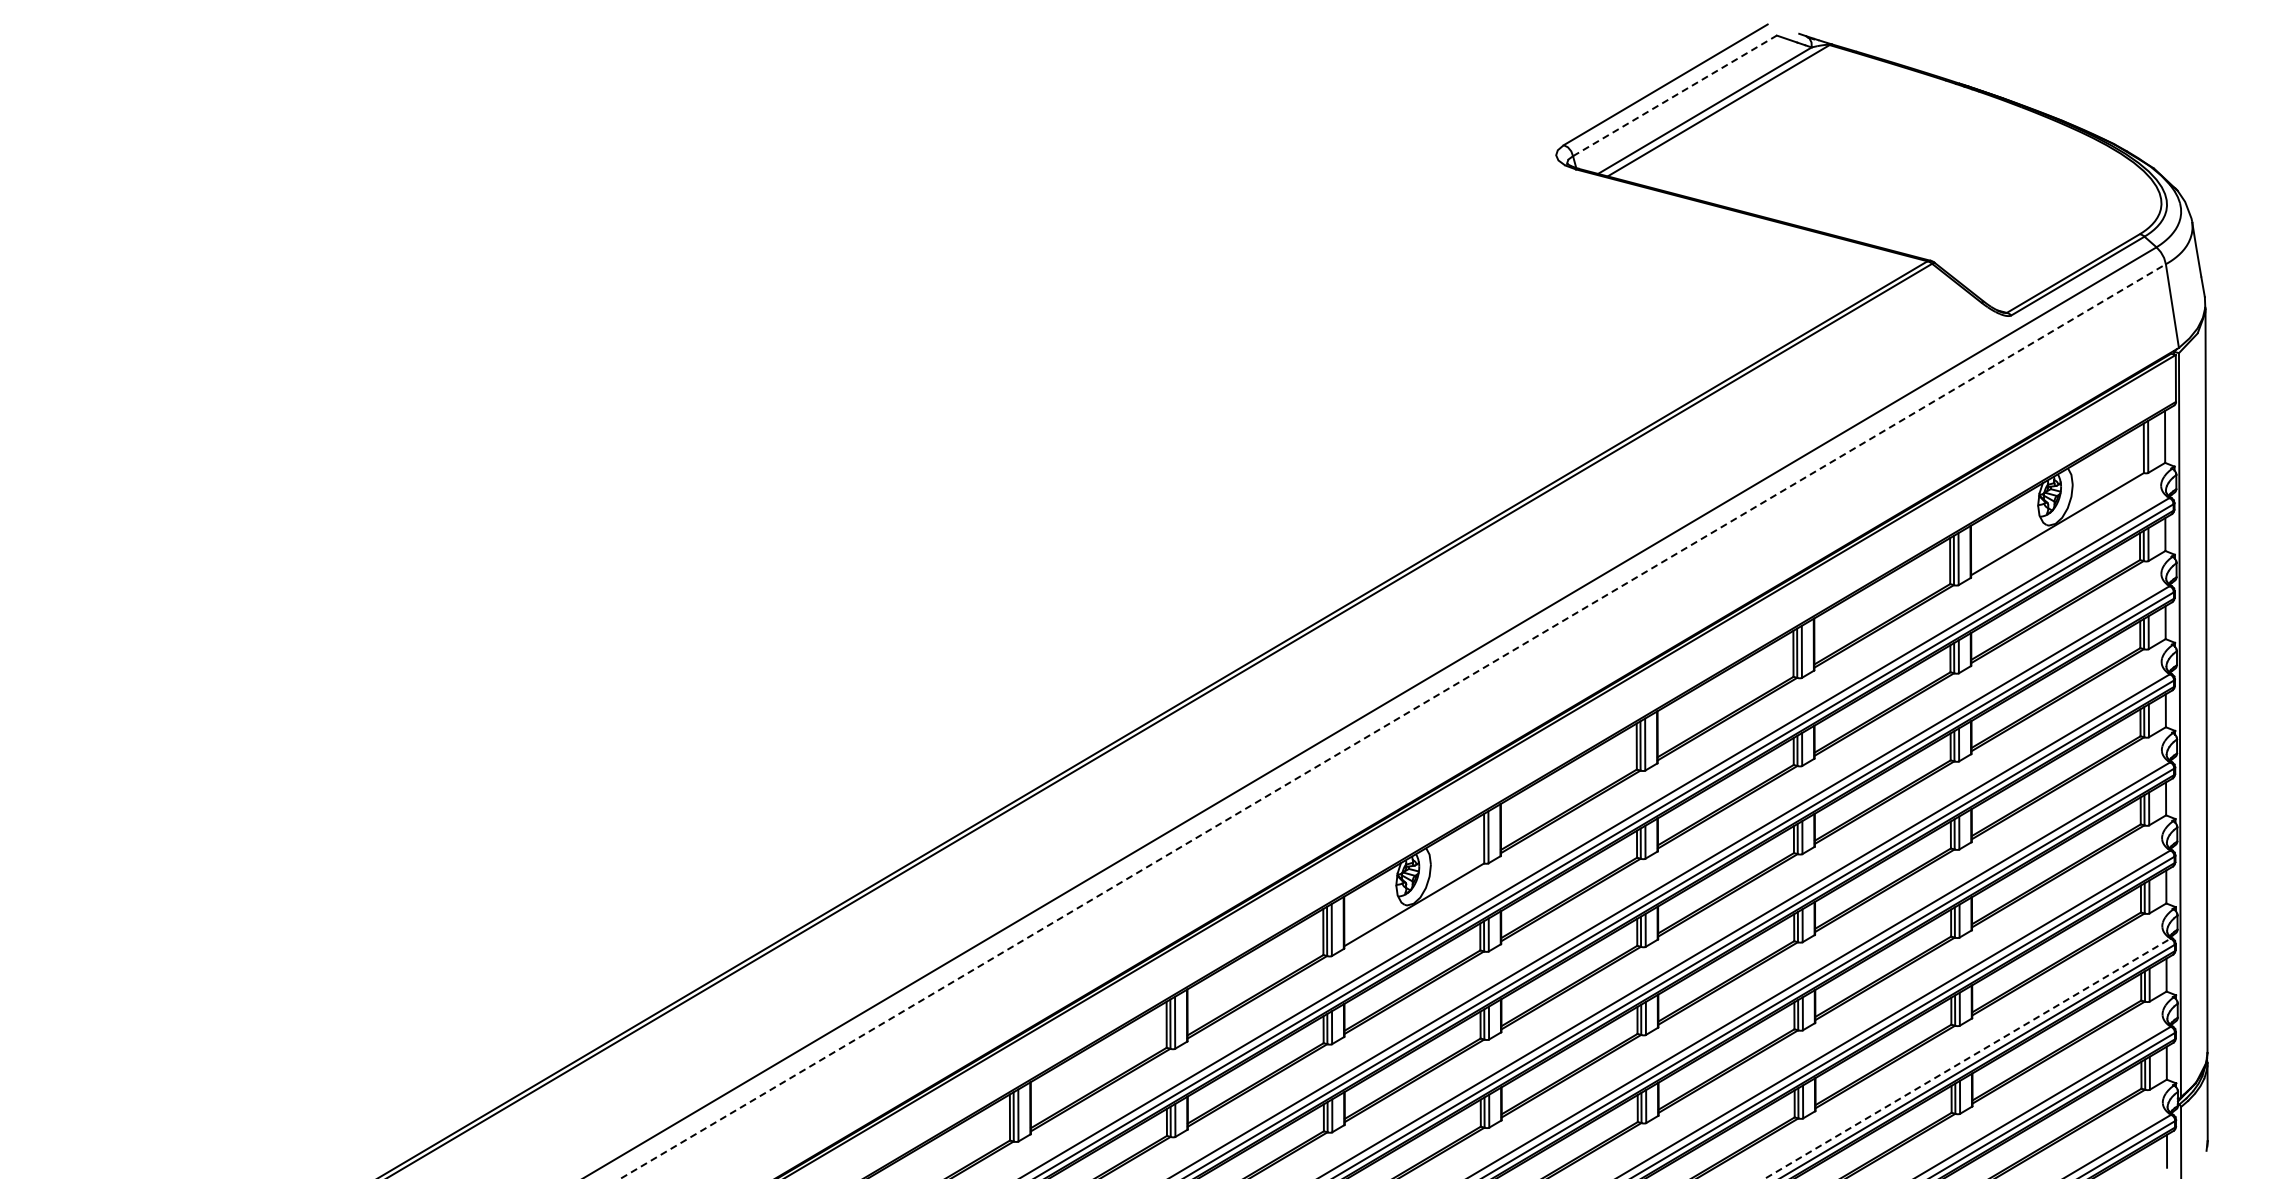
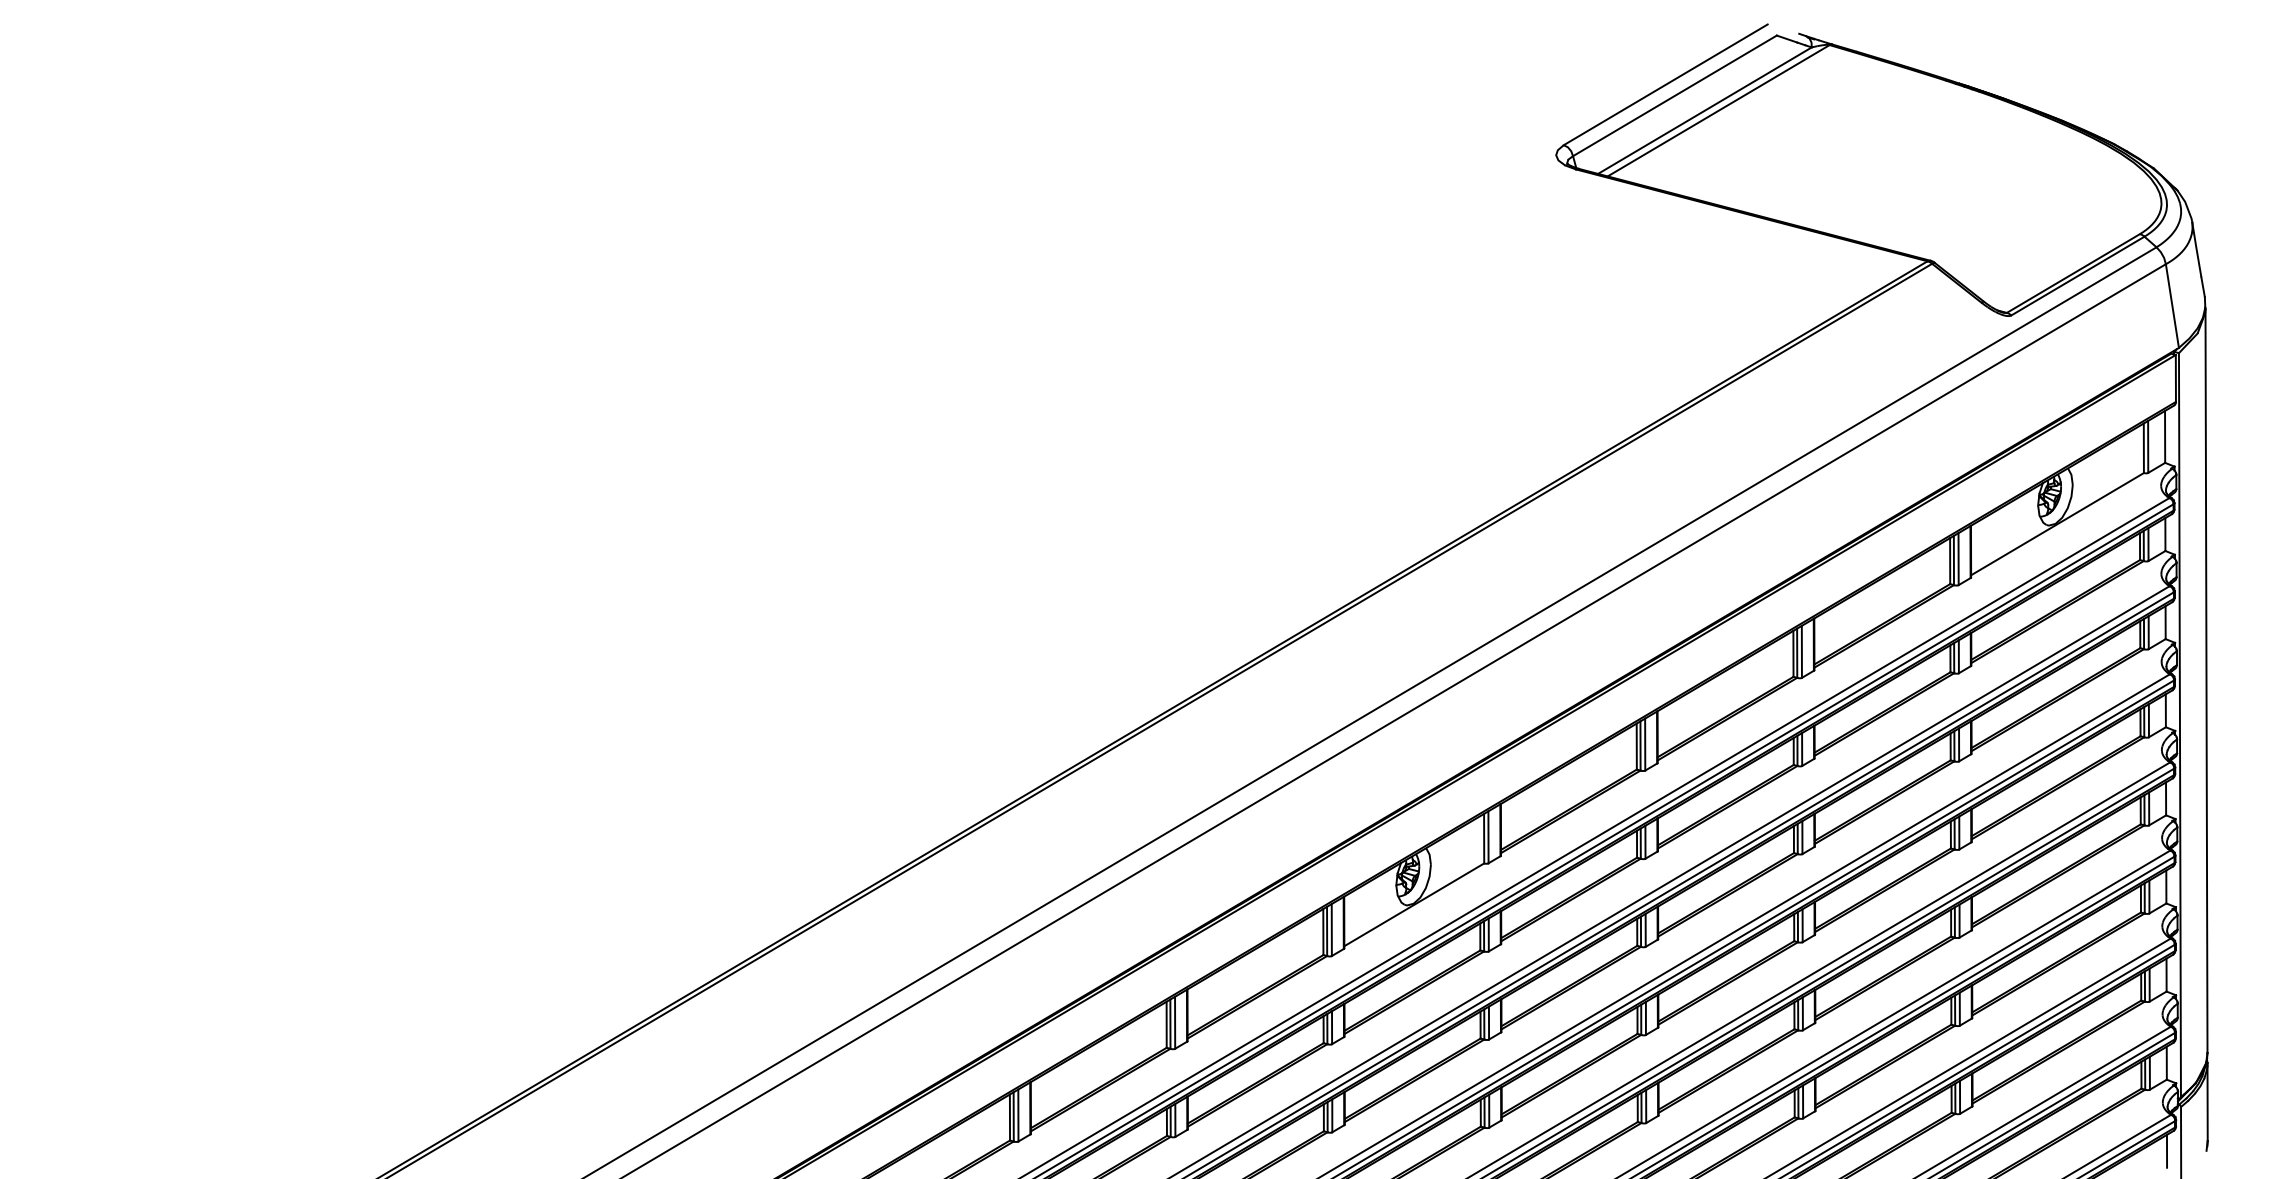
line: dashed -> solid (1675, 95)
line: dashed -> solid (1393, 721)
line: dashed -> solid (1968, 1058)
